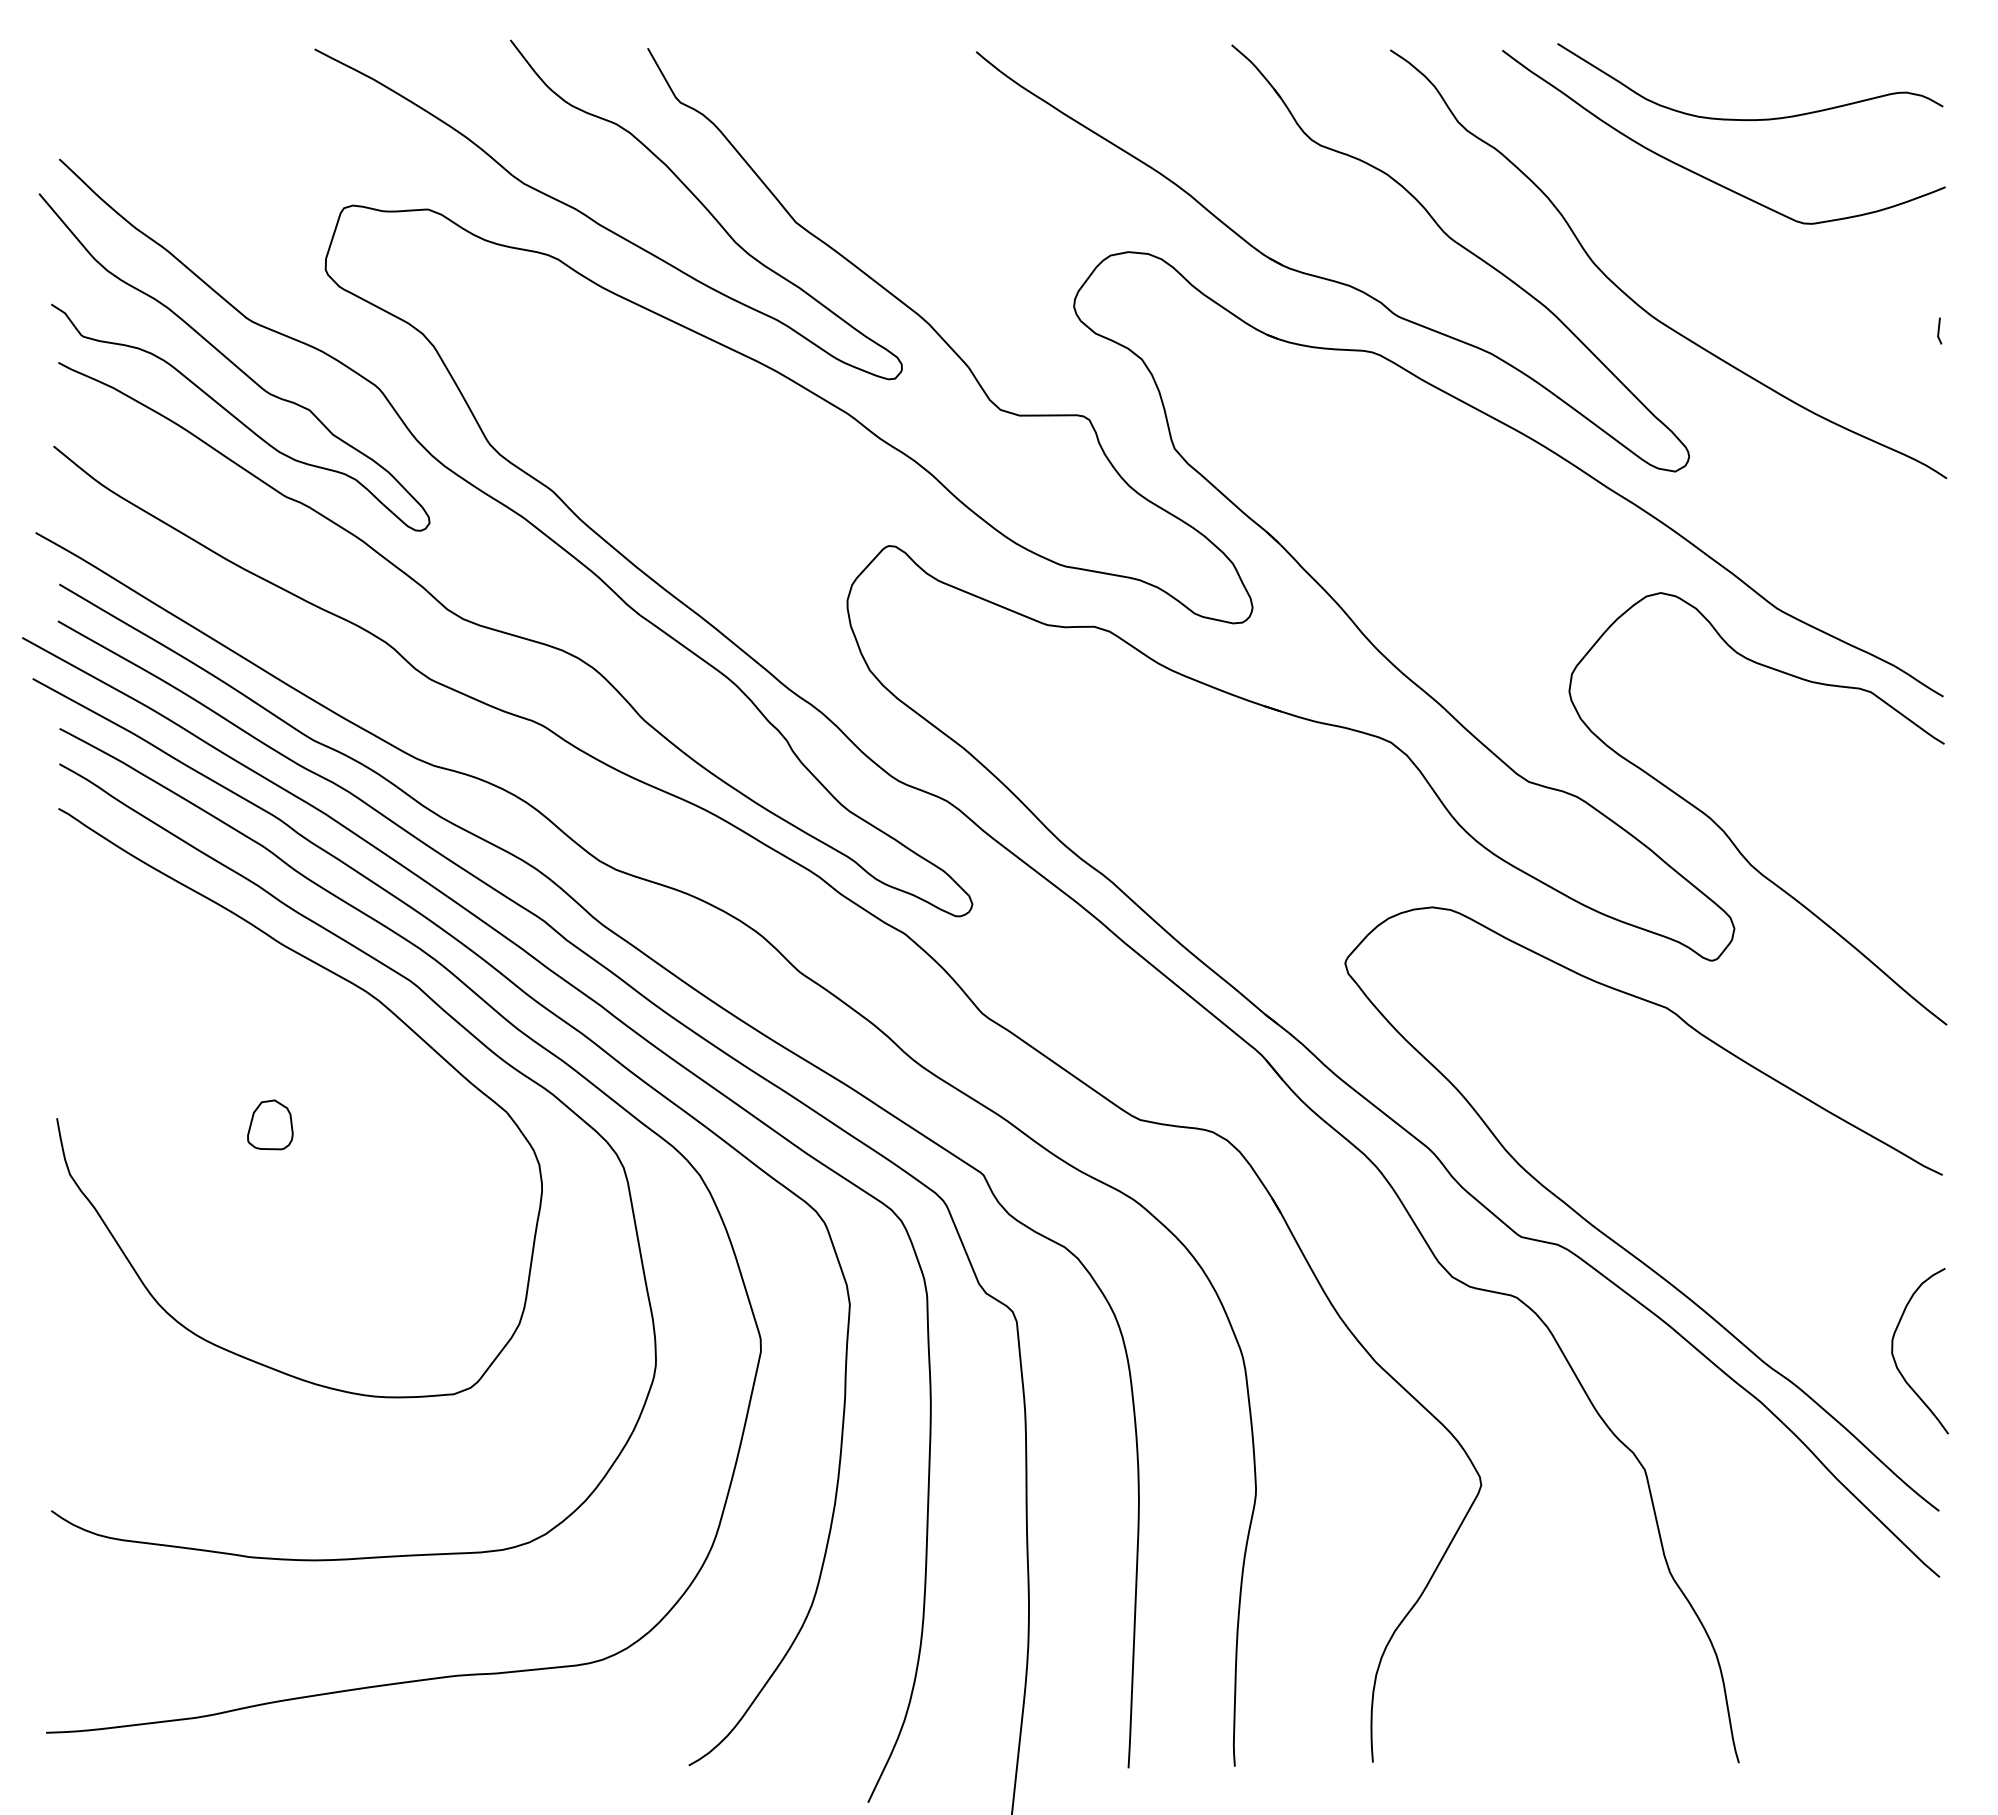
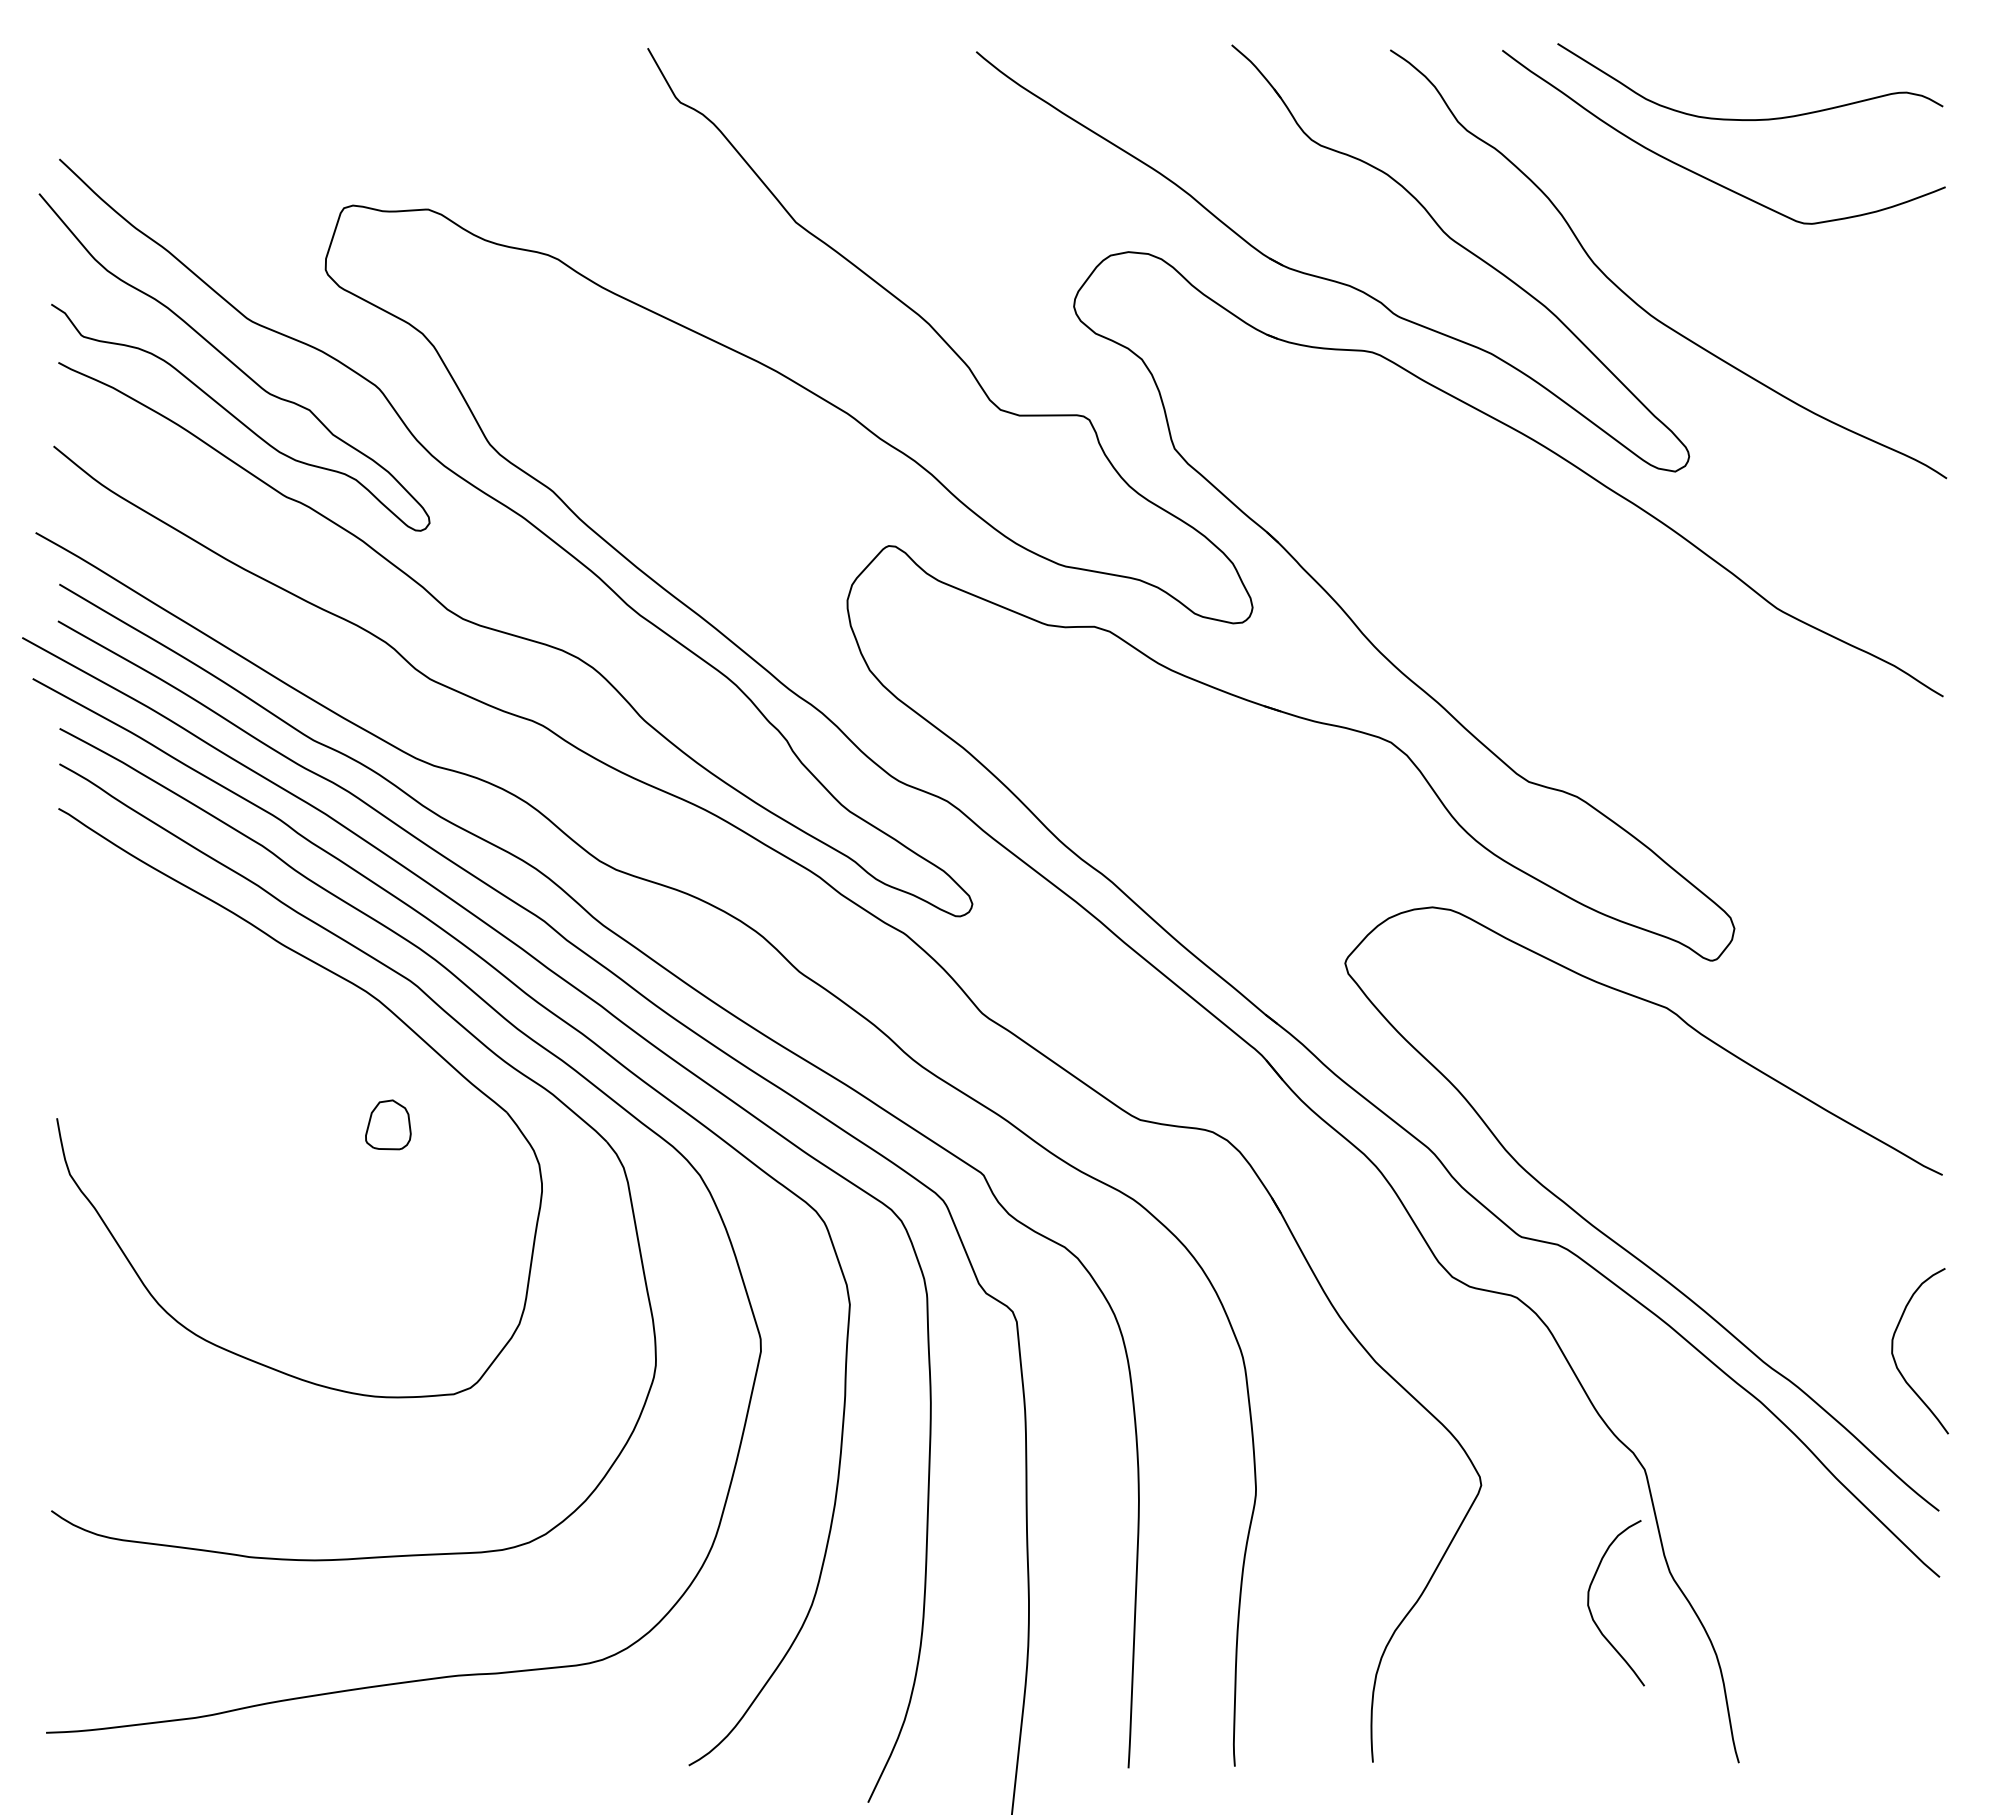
curve: present -> none (601, 224)
line: present -> none (1939, 330)
curve: present -> none (1729, 836)
part position: (270, 1124) -> (388, 1124) (388, 1124)
curve: none -> present (1591, 1611)
